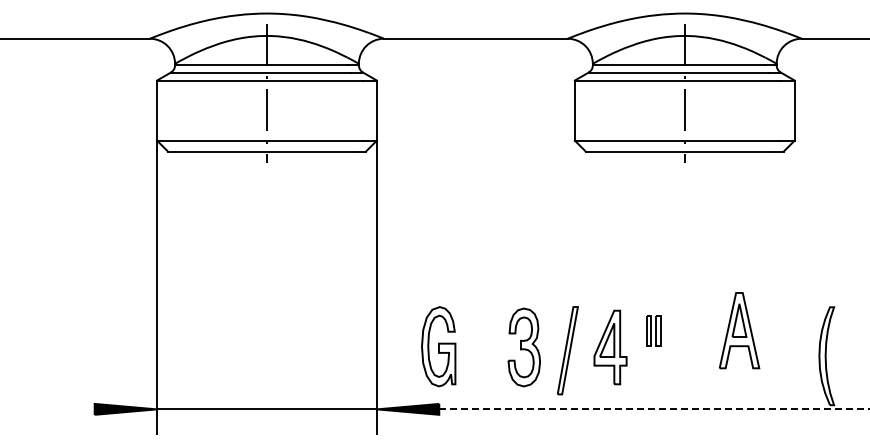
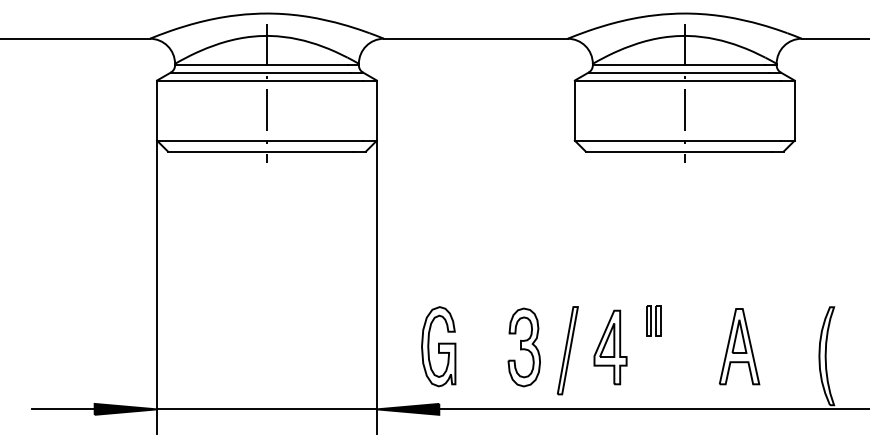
part position: (653, 330) -> (653, 320) (653, 320)
part position: (739, 330) -> (739, 346) (739, 346)
line: none -> present (62, 409)
line: dashed -> solid (655, 409)
